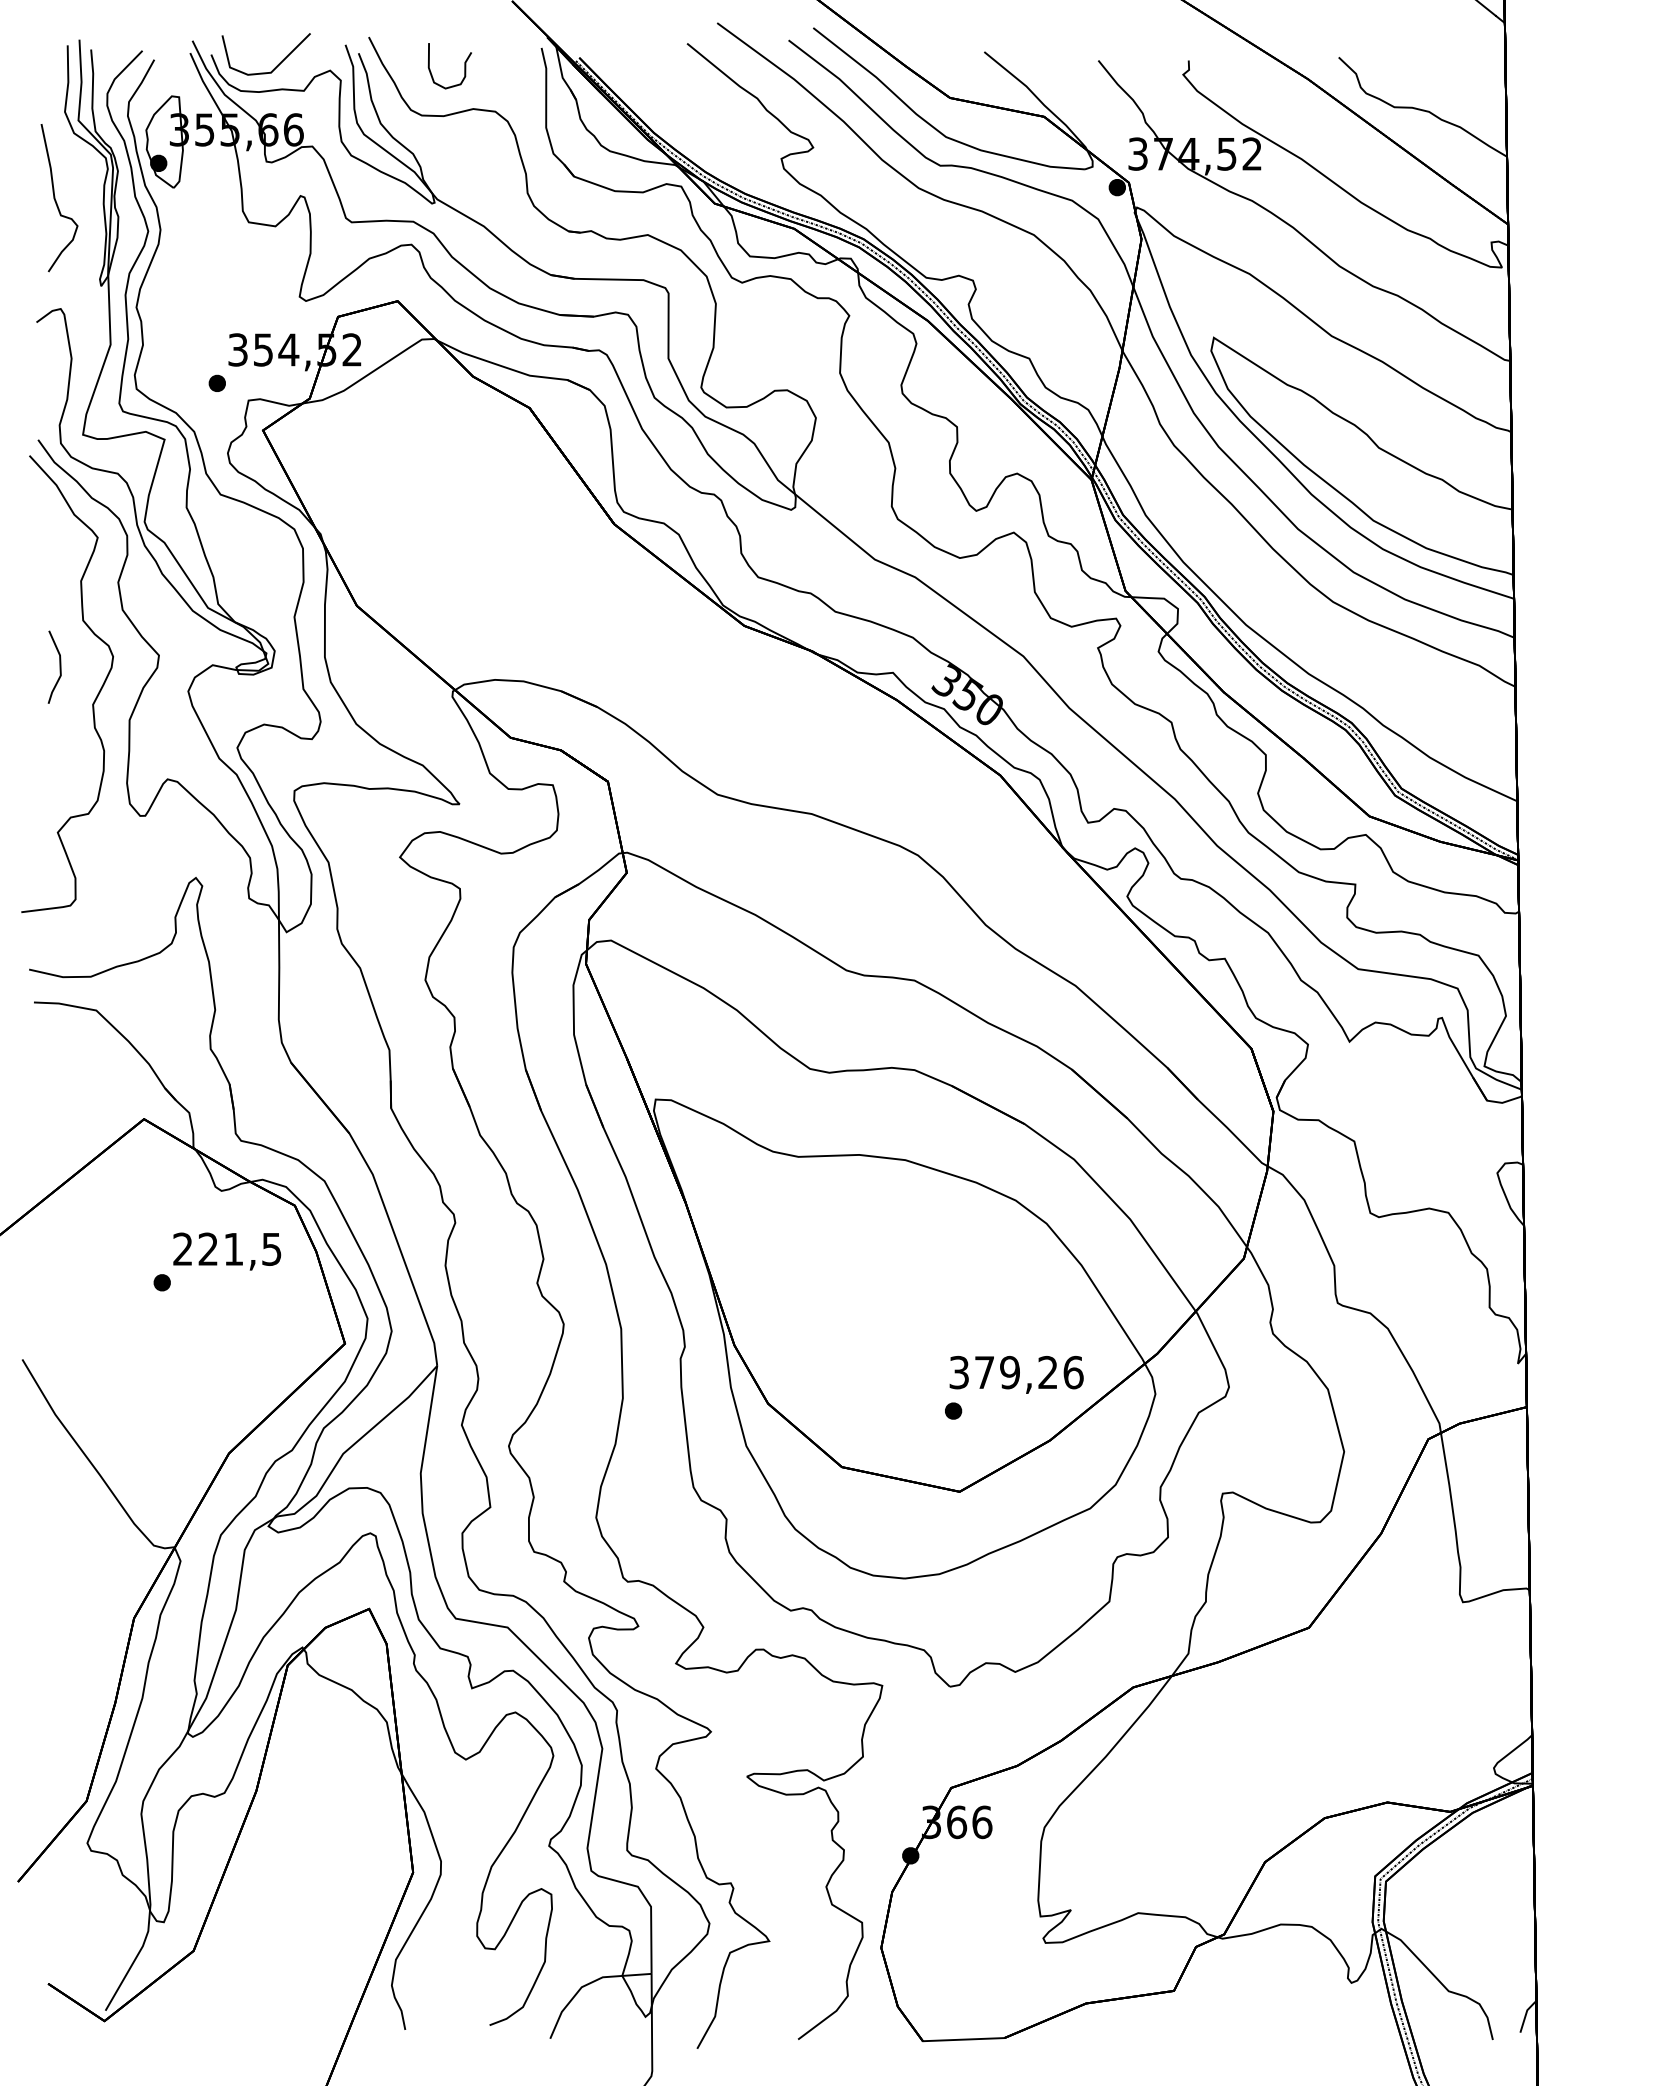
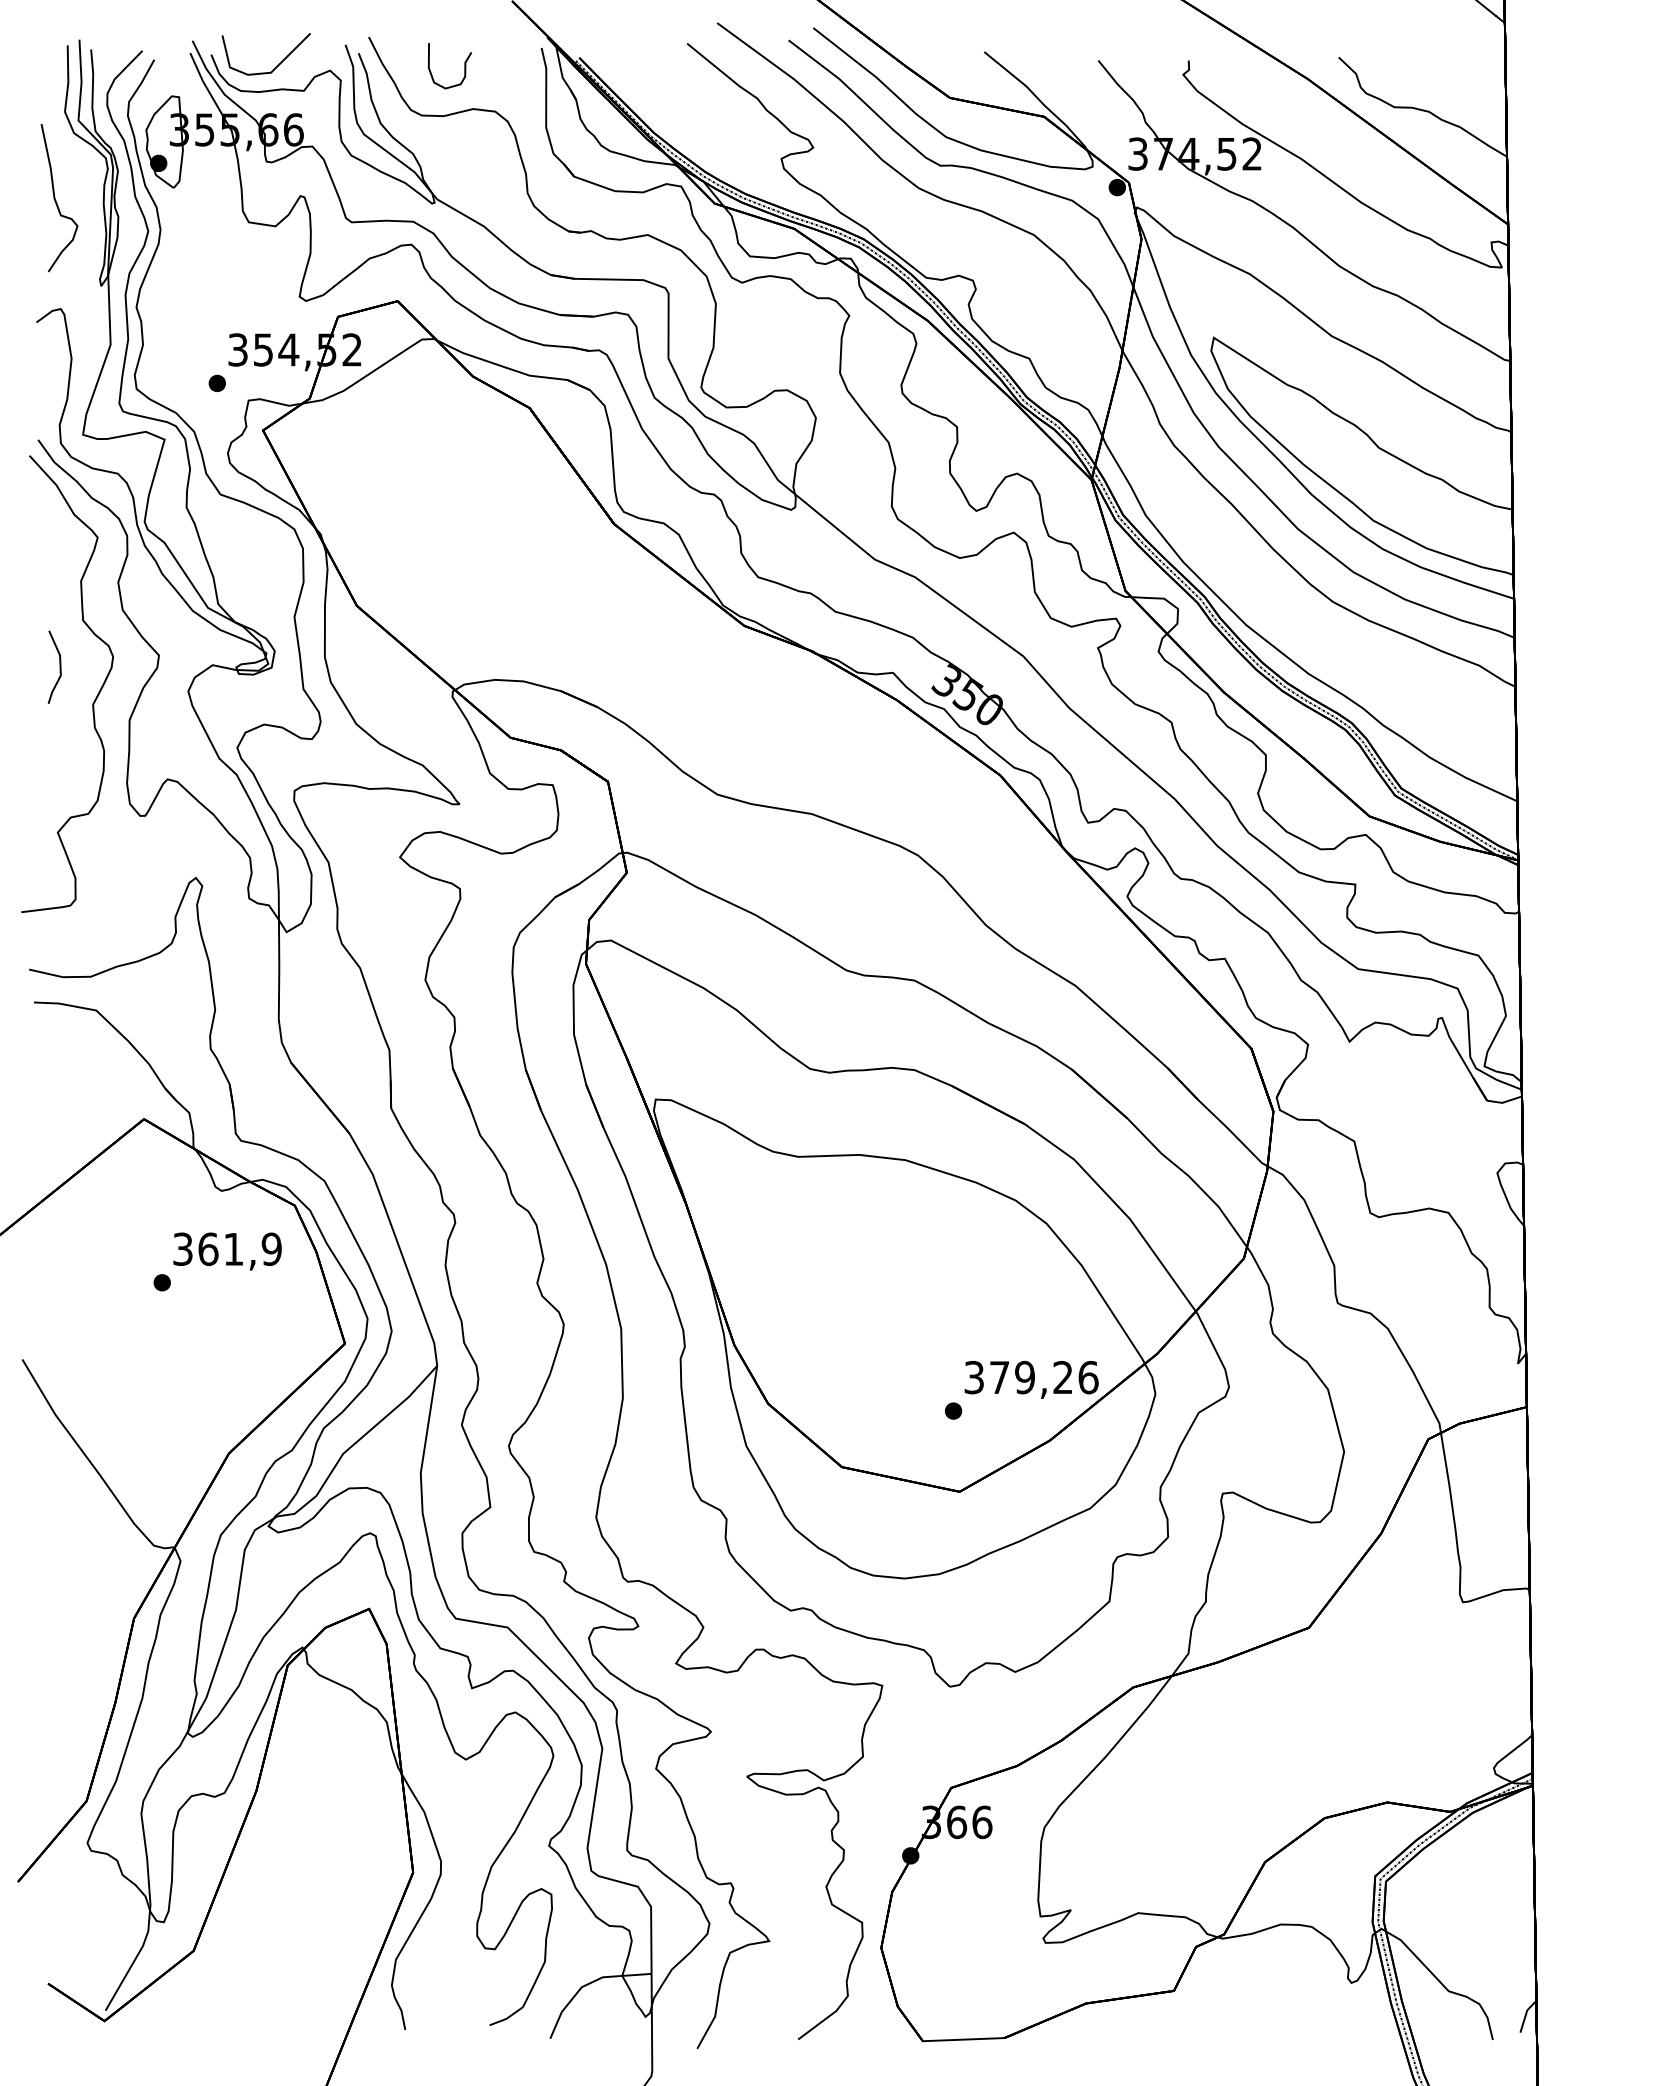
text: 221,5 -> 361,9 (227, 1248)
text position: (1016, 1374) -> (1031, 1379) (1031, 1379)
